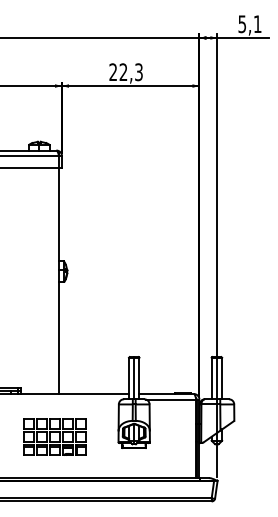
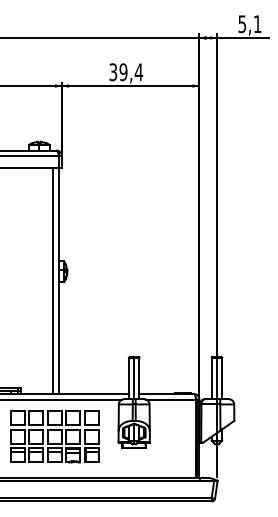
text: 22,3 -> 39,4 (126, 72)
line: none -> present (52, 280)
line: none -> present (62, 399)
part size: 64x38 px -> 90x54 px (54, 436)
